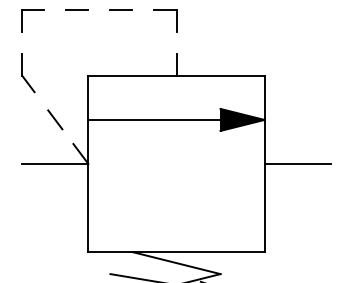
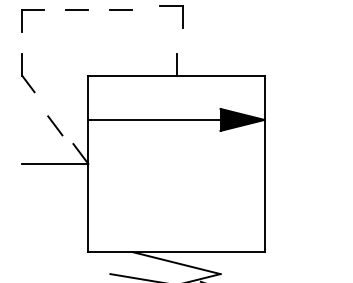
part position: (165, 10) -> (171, 6) (171, 6)
line position: (55, 119) -> (55, 125) (55, 125)
line: present -> none (297, 163)
